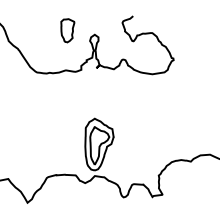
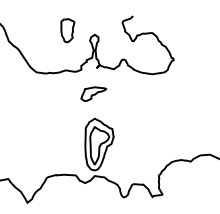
part: none -> present (93, 93)
